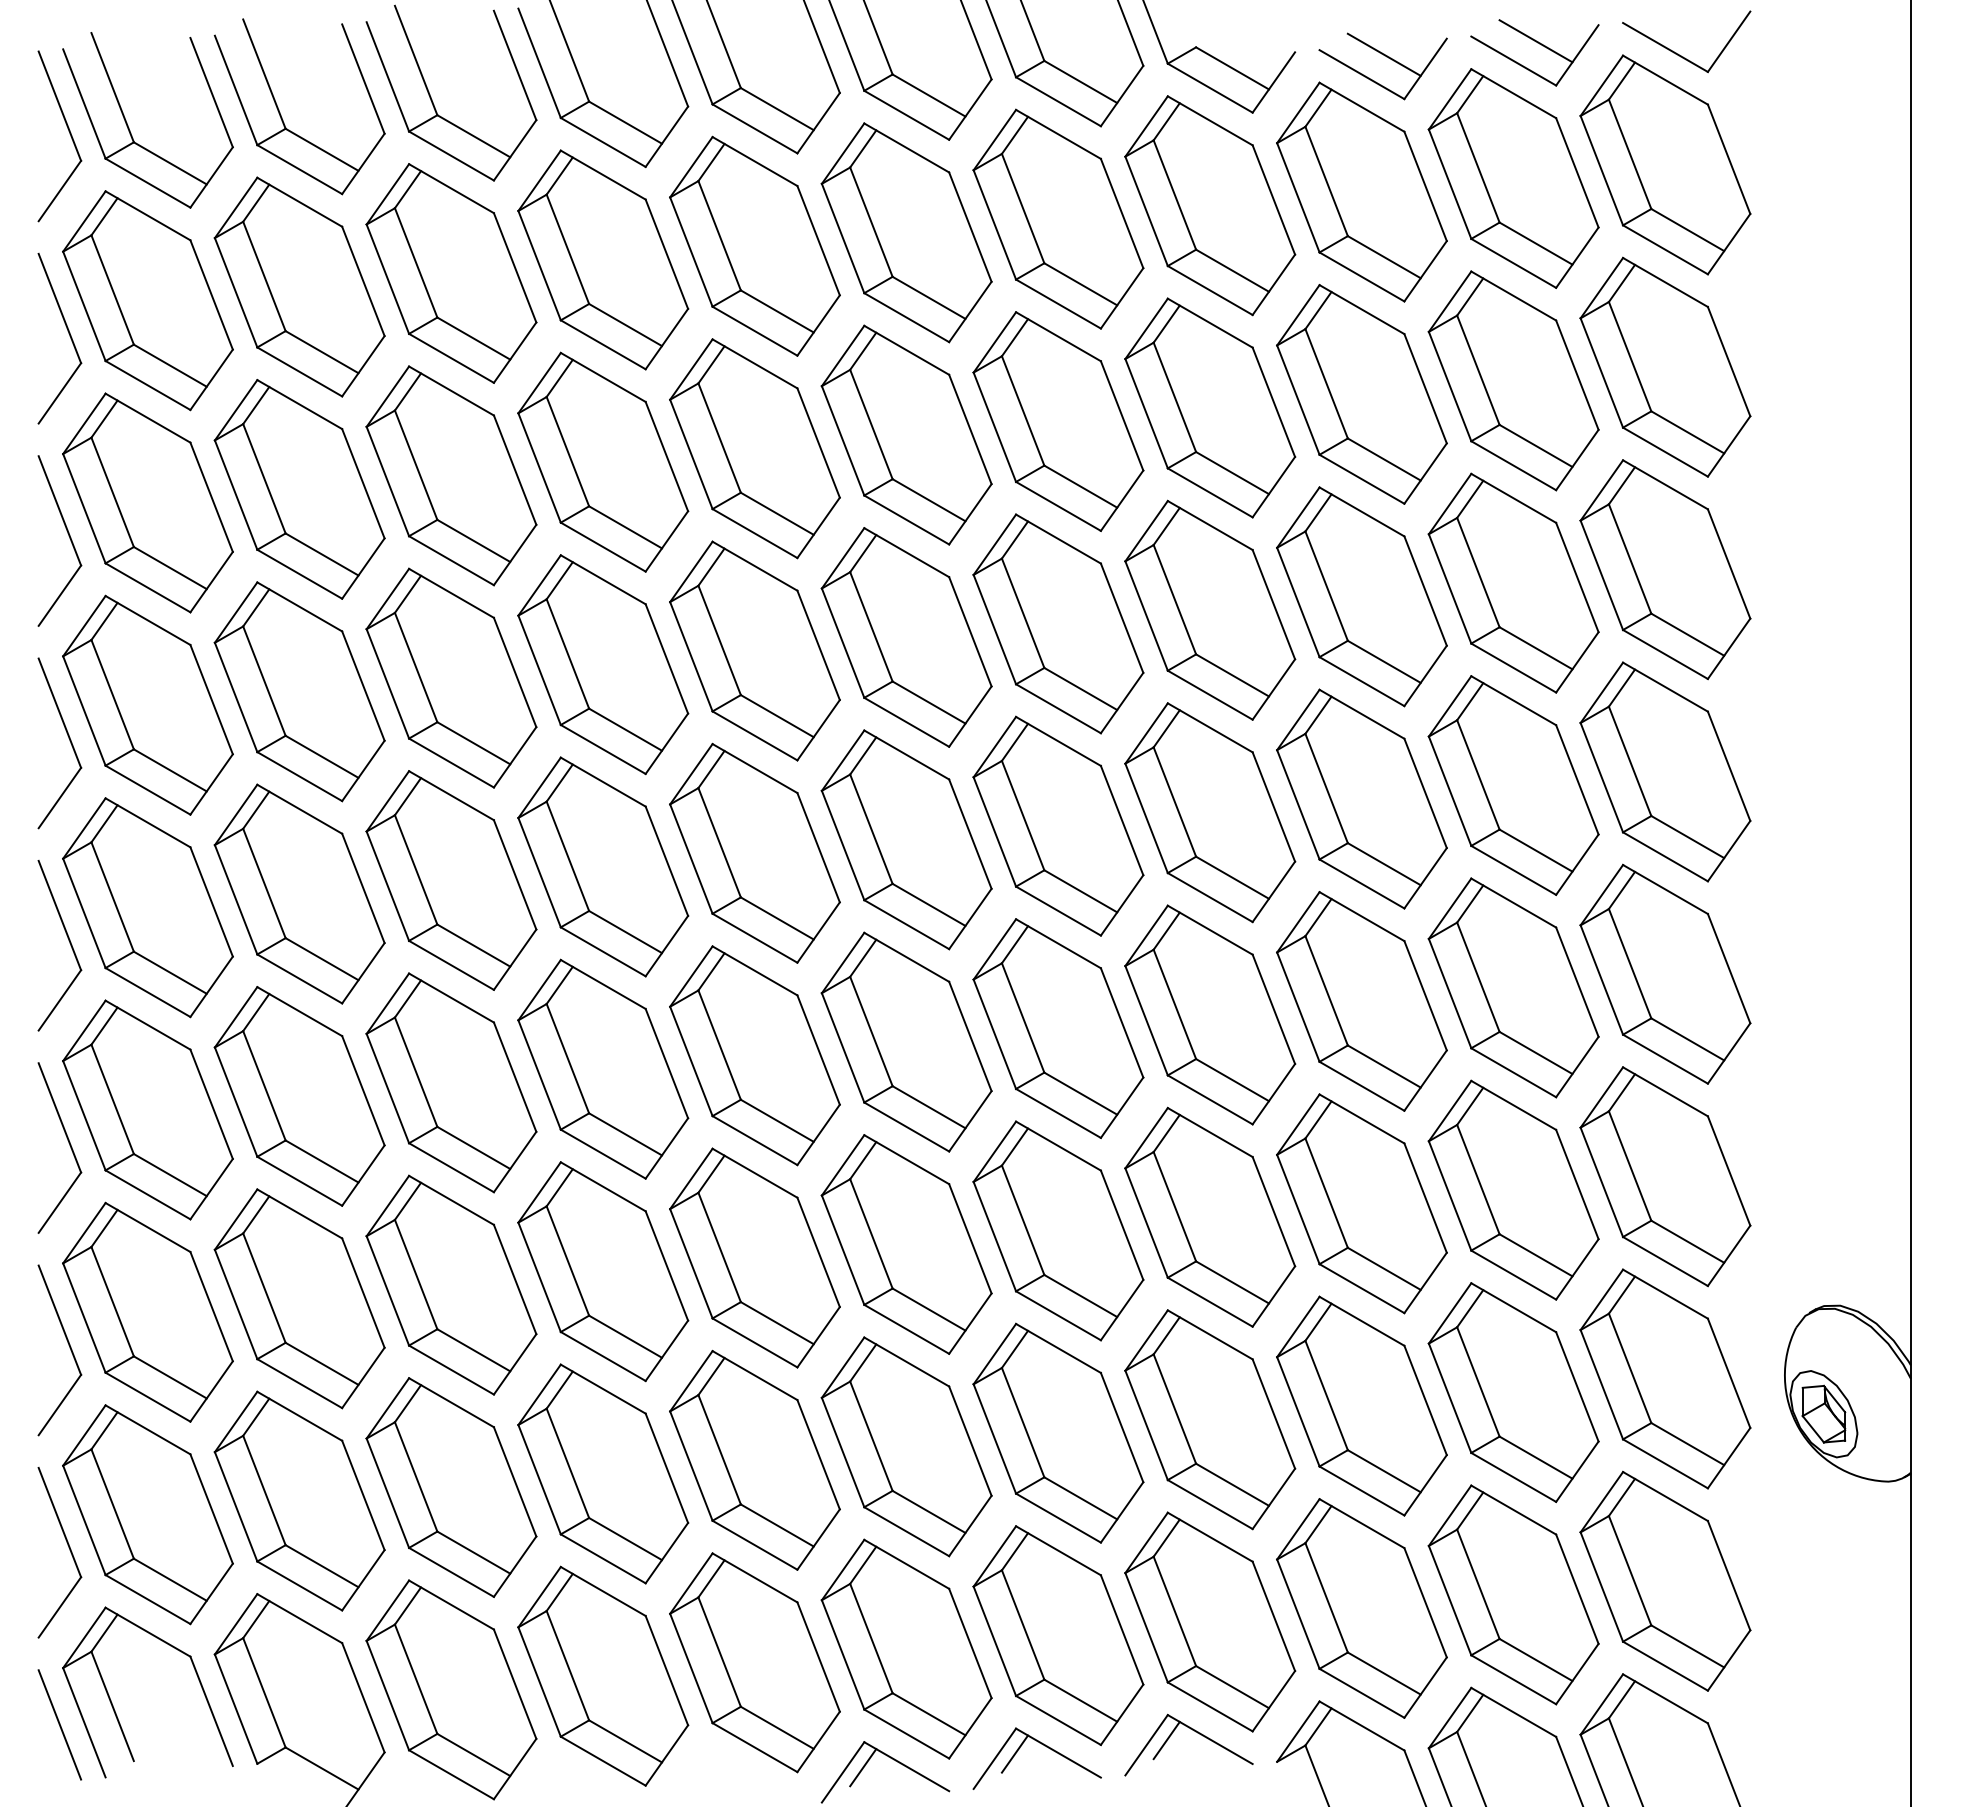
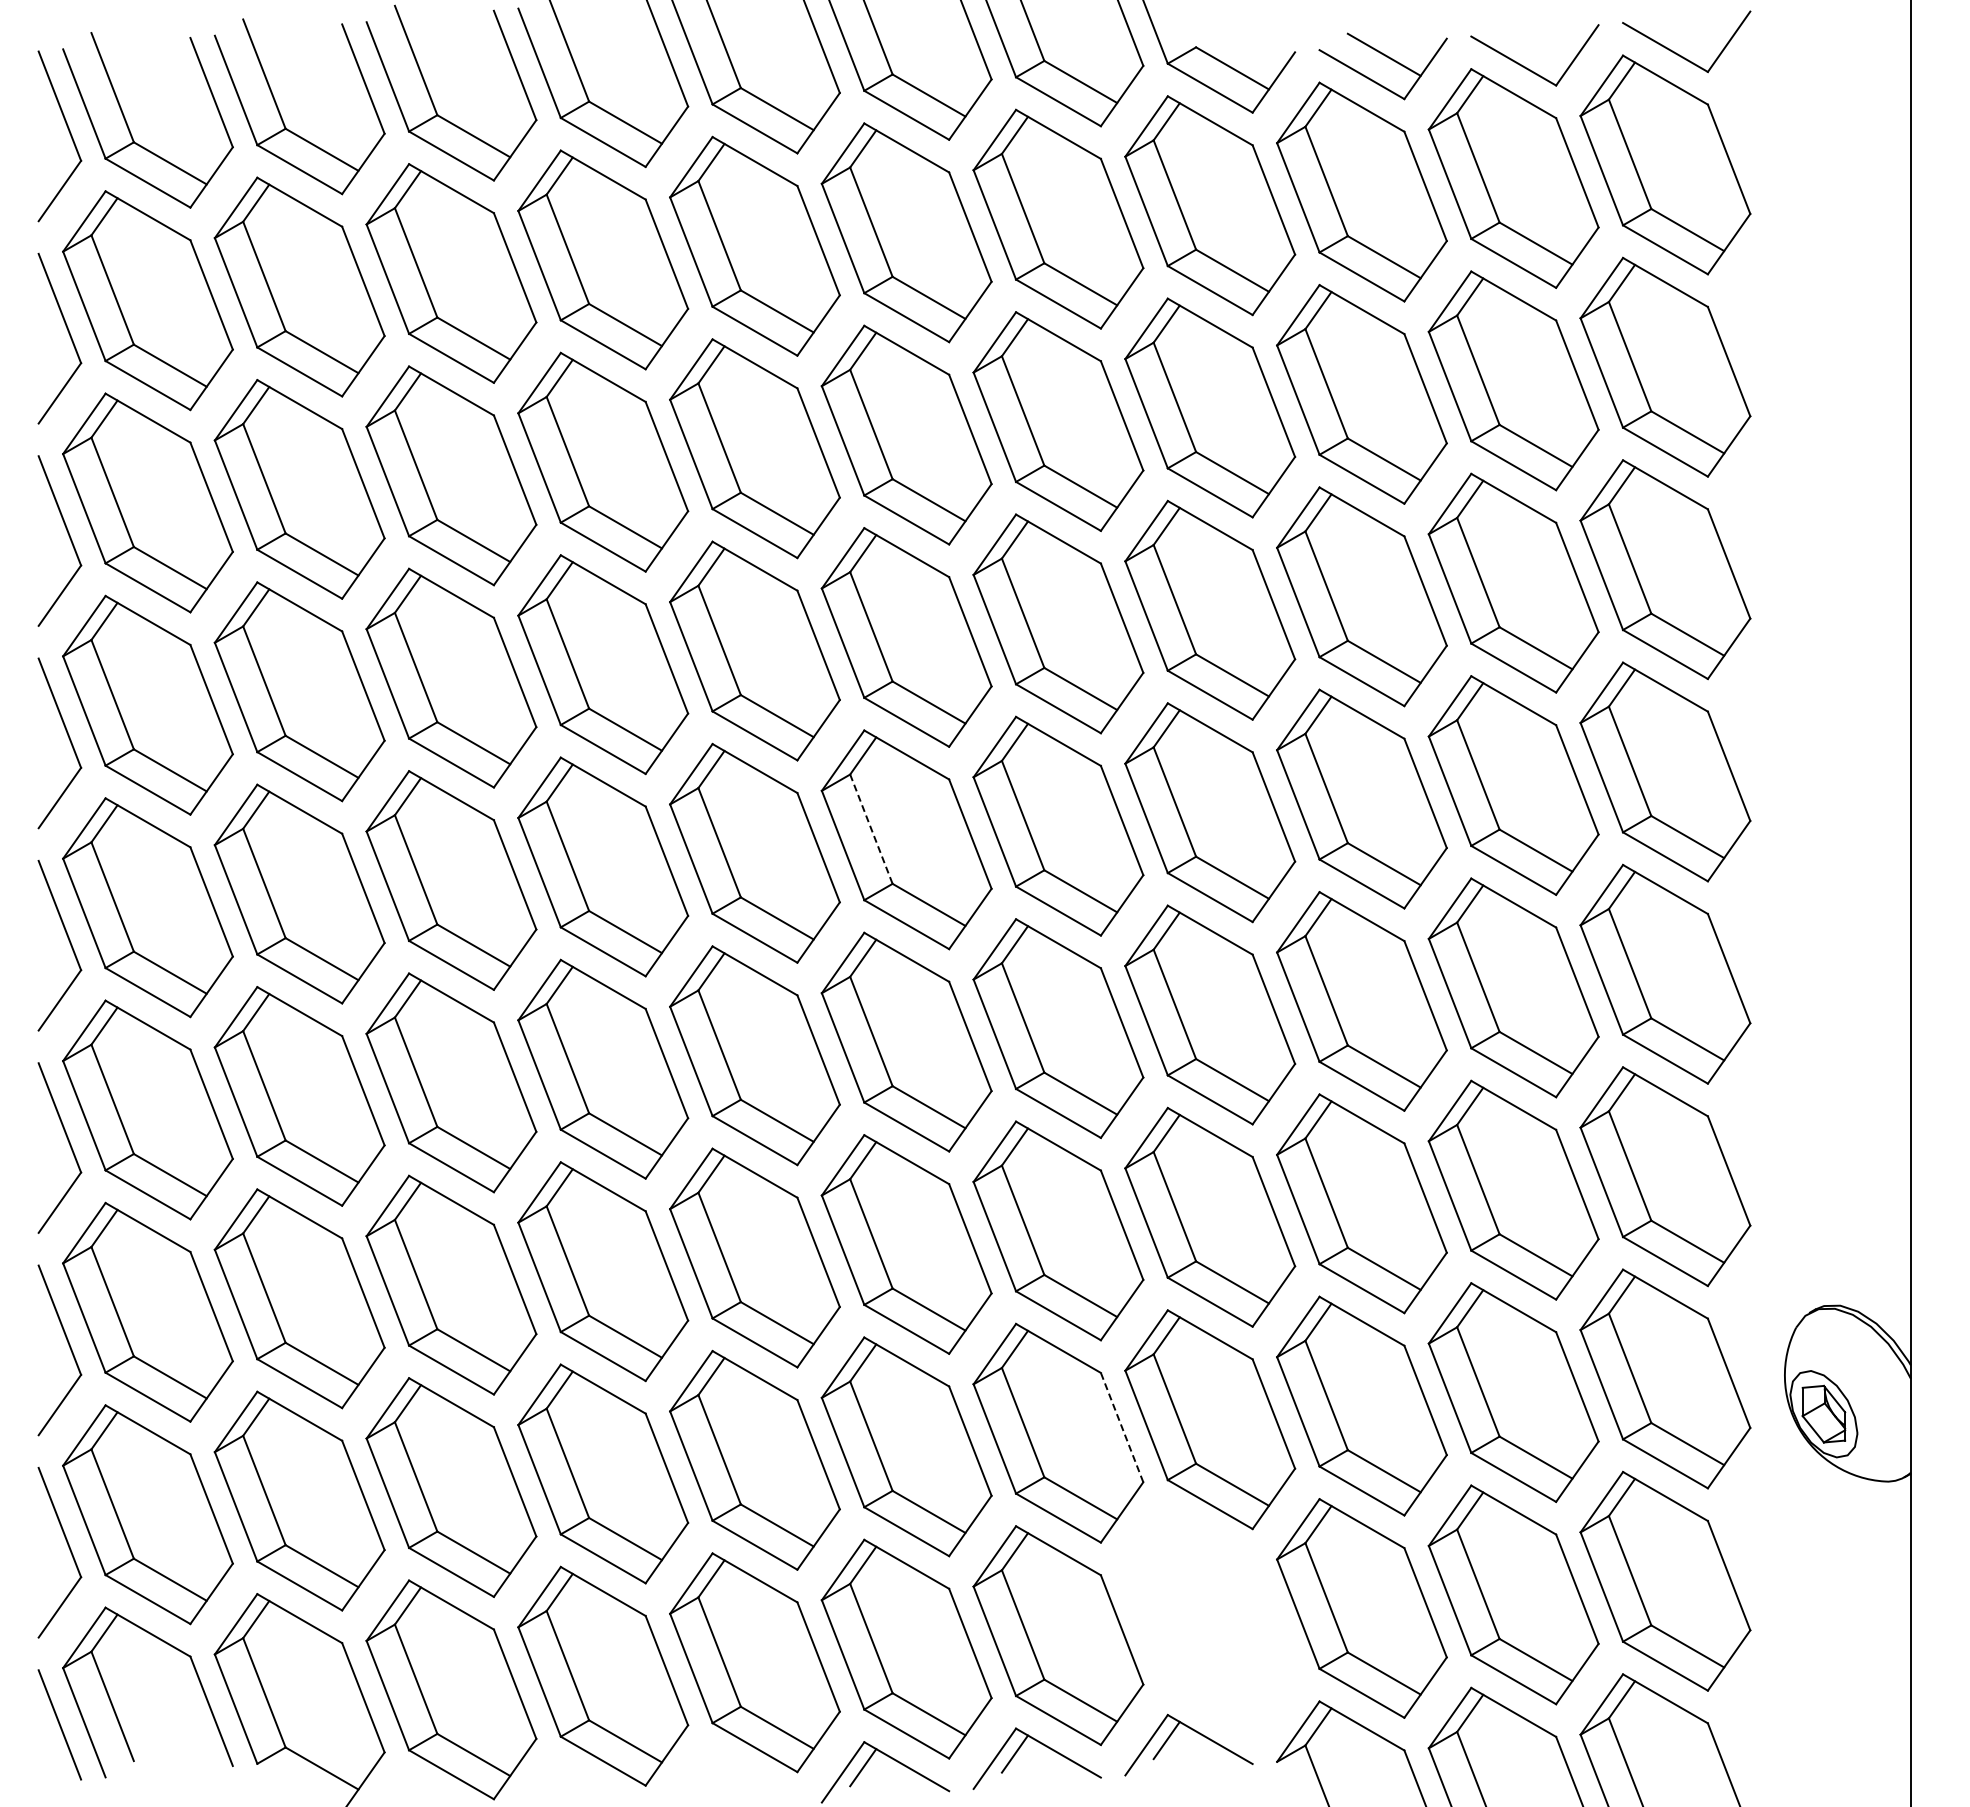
line: present -> none (1535, 41)
line: solid -> dashed (871, 829)
line: solid -> dashed (1122, 1427)
part: present -> none (1210, 1621)
